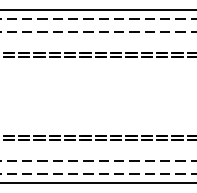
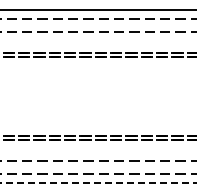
line: solid -> dashed (97, 183)
